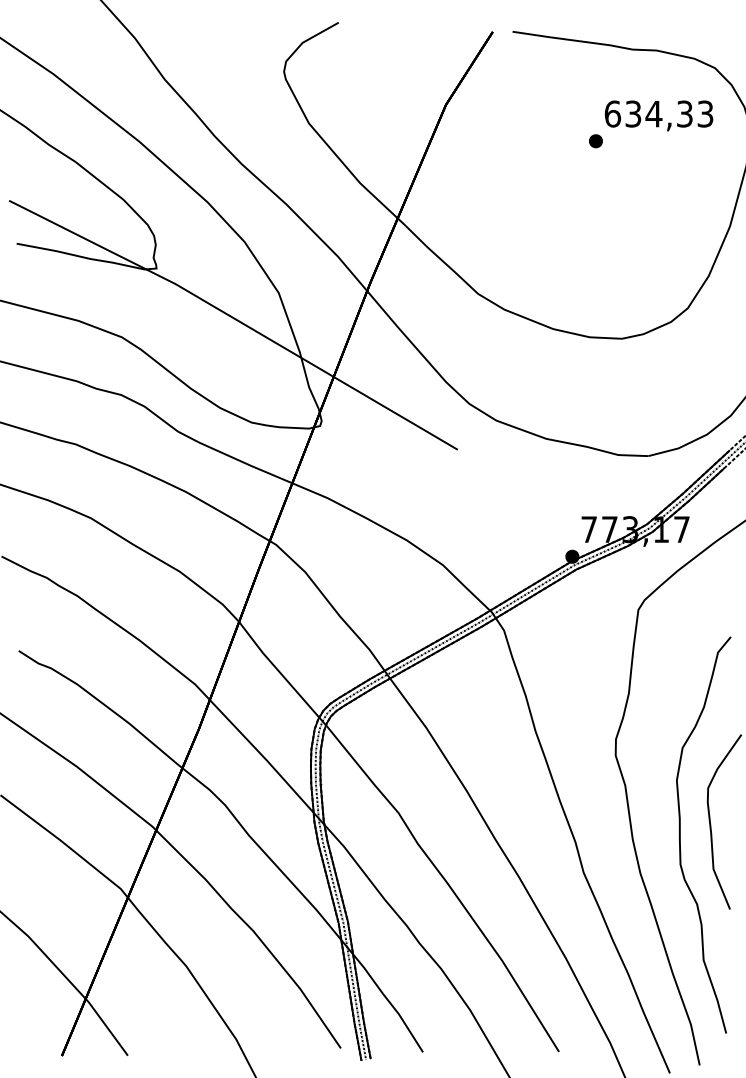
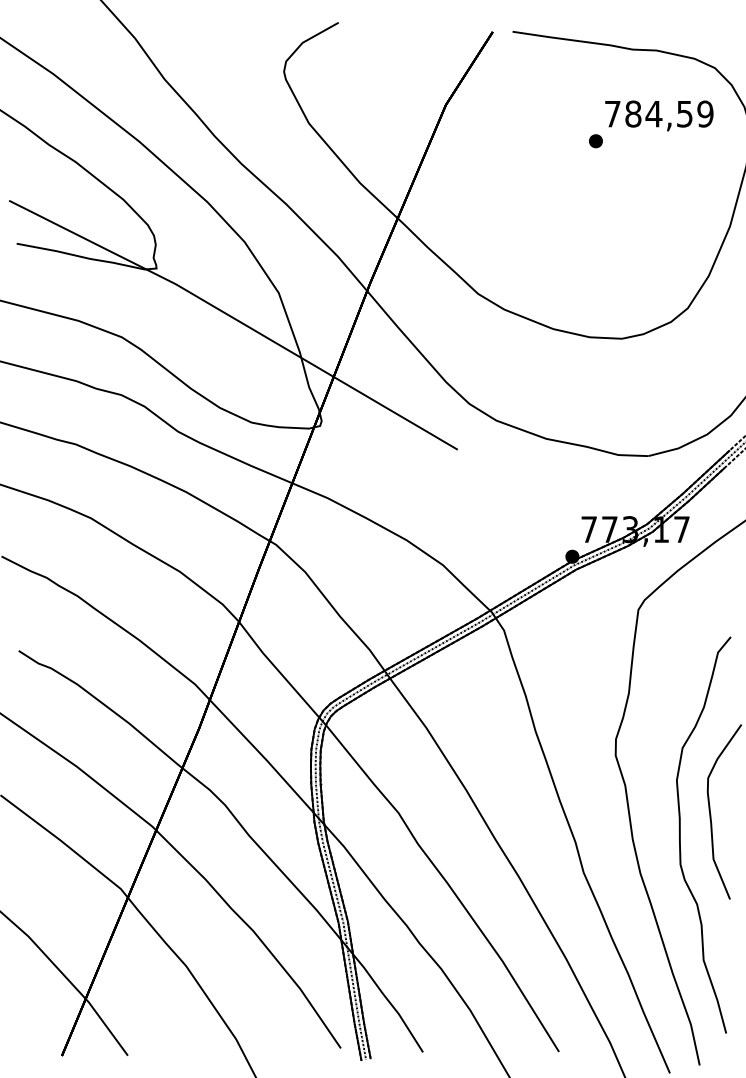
text: 634,33 -> 784,59 (658, 113)
part position: (711, 824) -> (711, 814) (711, 814)
